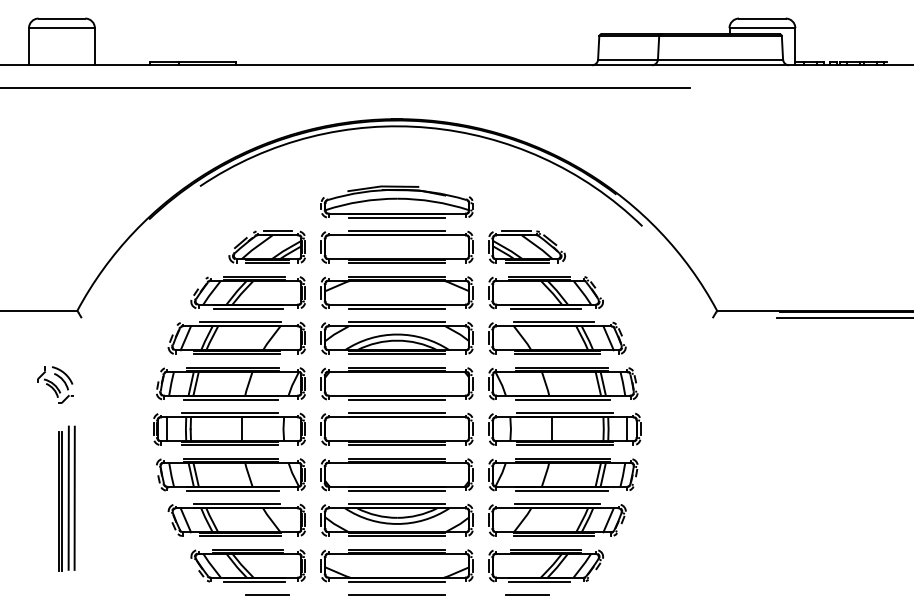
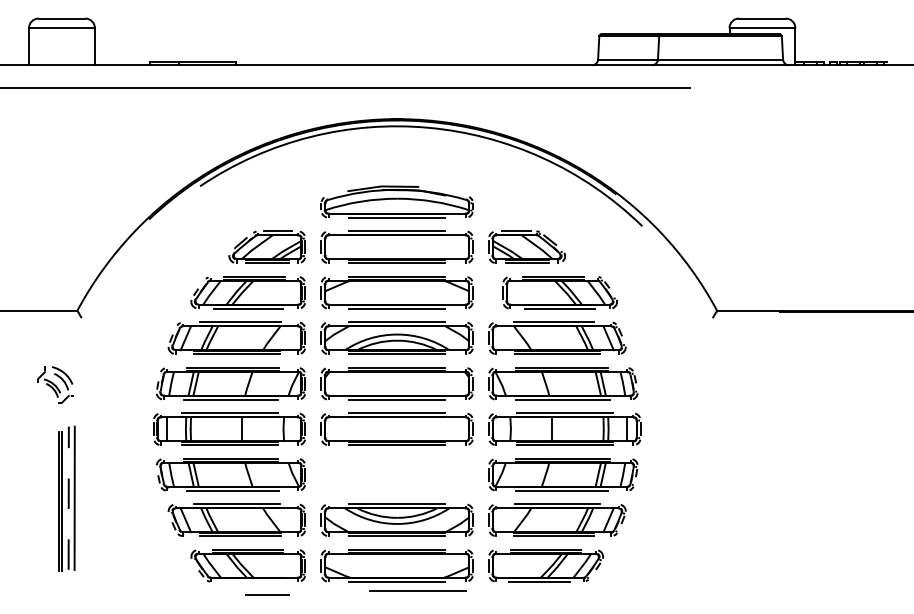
part position: (545, 292) -> (559, 292) (559, 292)
line: present -> none (843, 318)
part: present -> none (396, 474)
line: solid -> dashed (68, 498)
line: present -> none (254, 581)
line position: (396, 594) -> (417, 590) (417, 590)
line: present -> none (526, 595)
